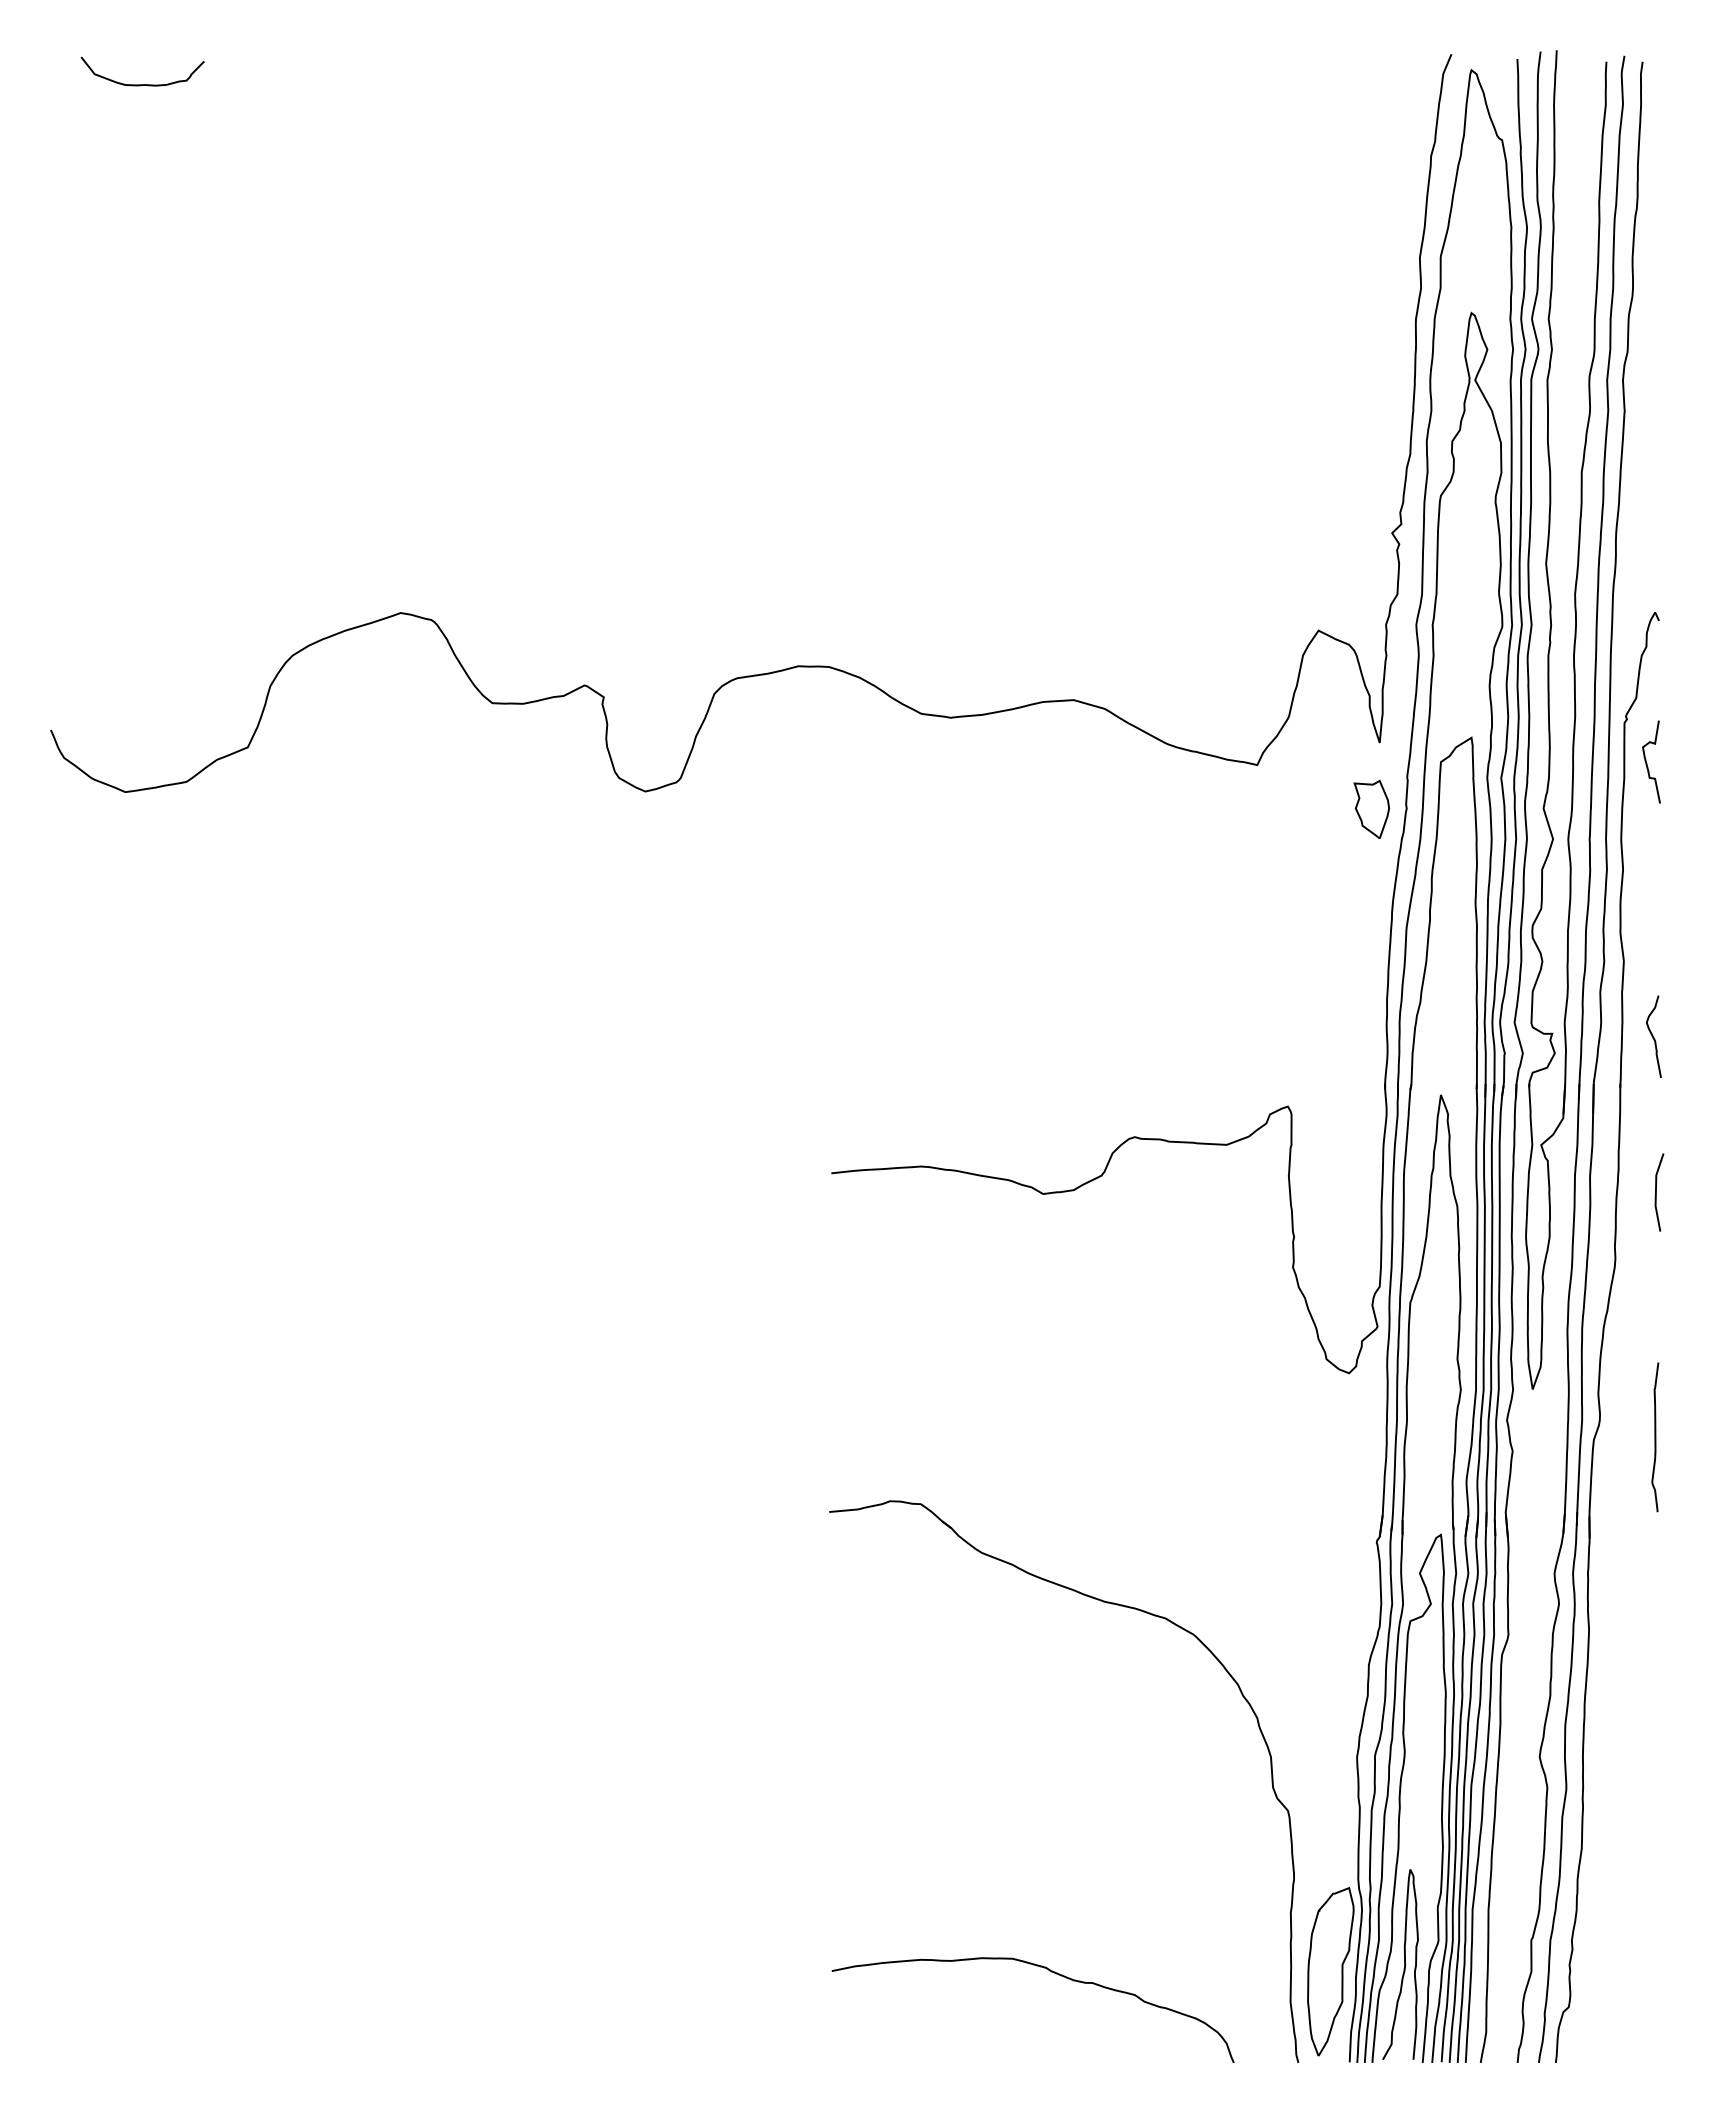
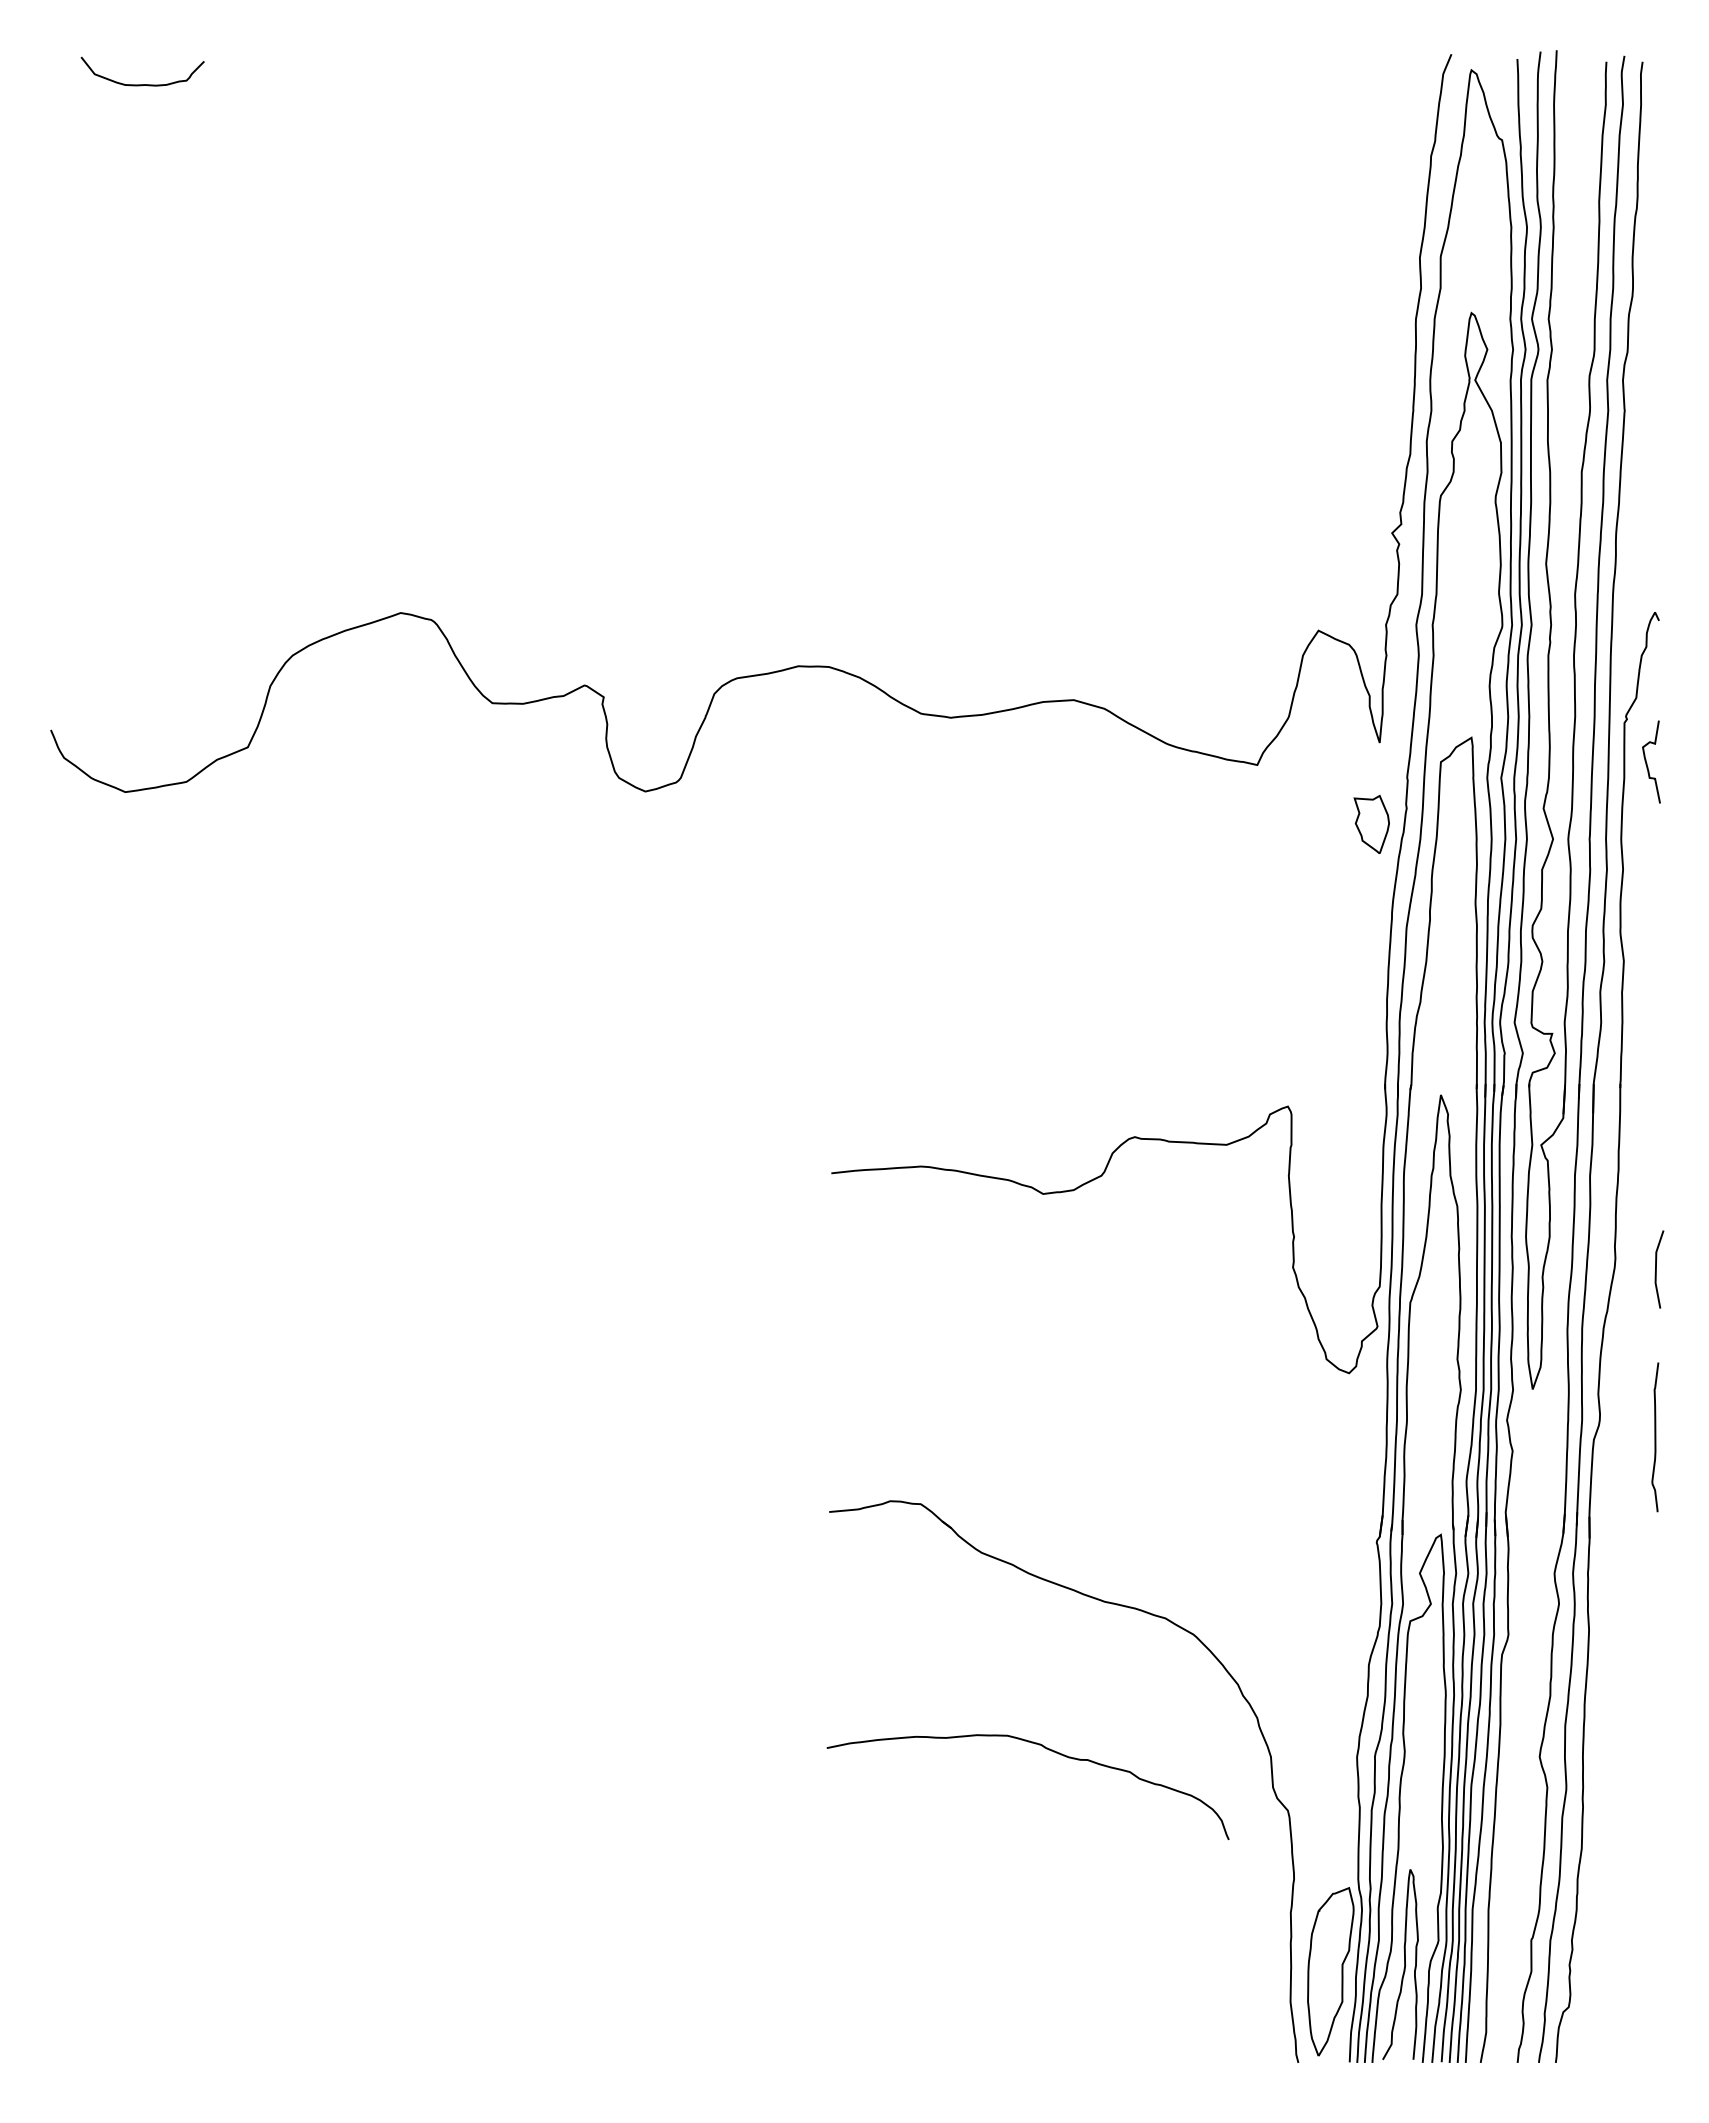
part position: (1371, 808) -> (1371, 823) (1371, 823)
curve: present -> none (1653, 1036)
curve position: (1656, 1192) -> (1656, 1269) (1656, 1269)
curve position: (1051, 1972) -> (1046, 1749) (1046, 1749)
